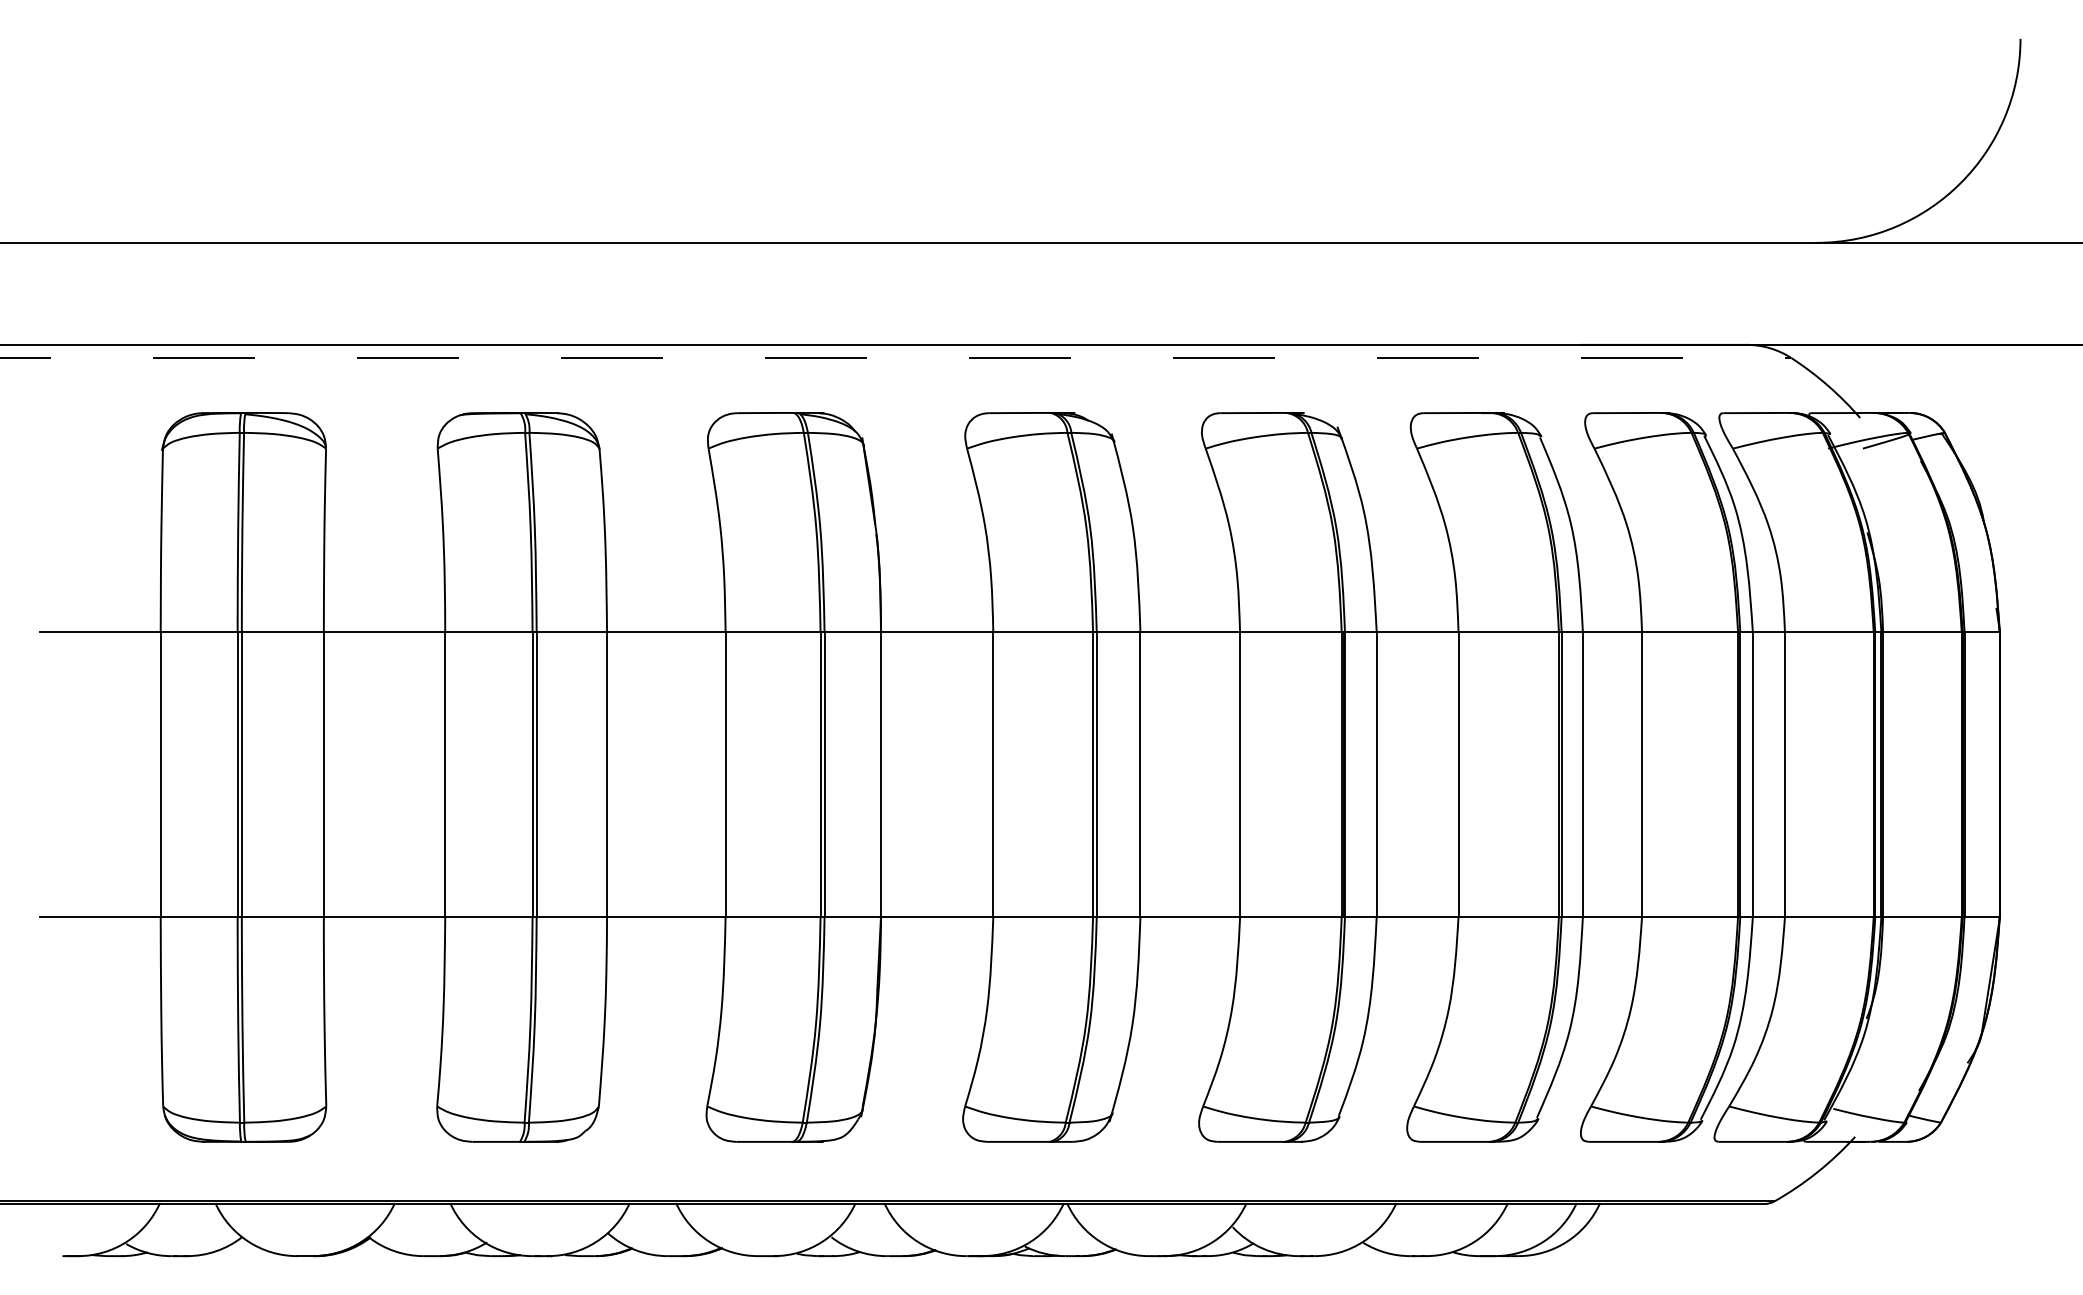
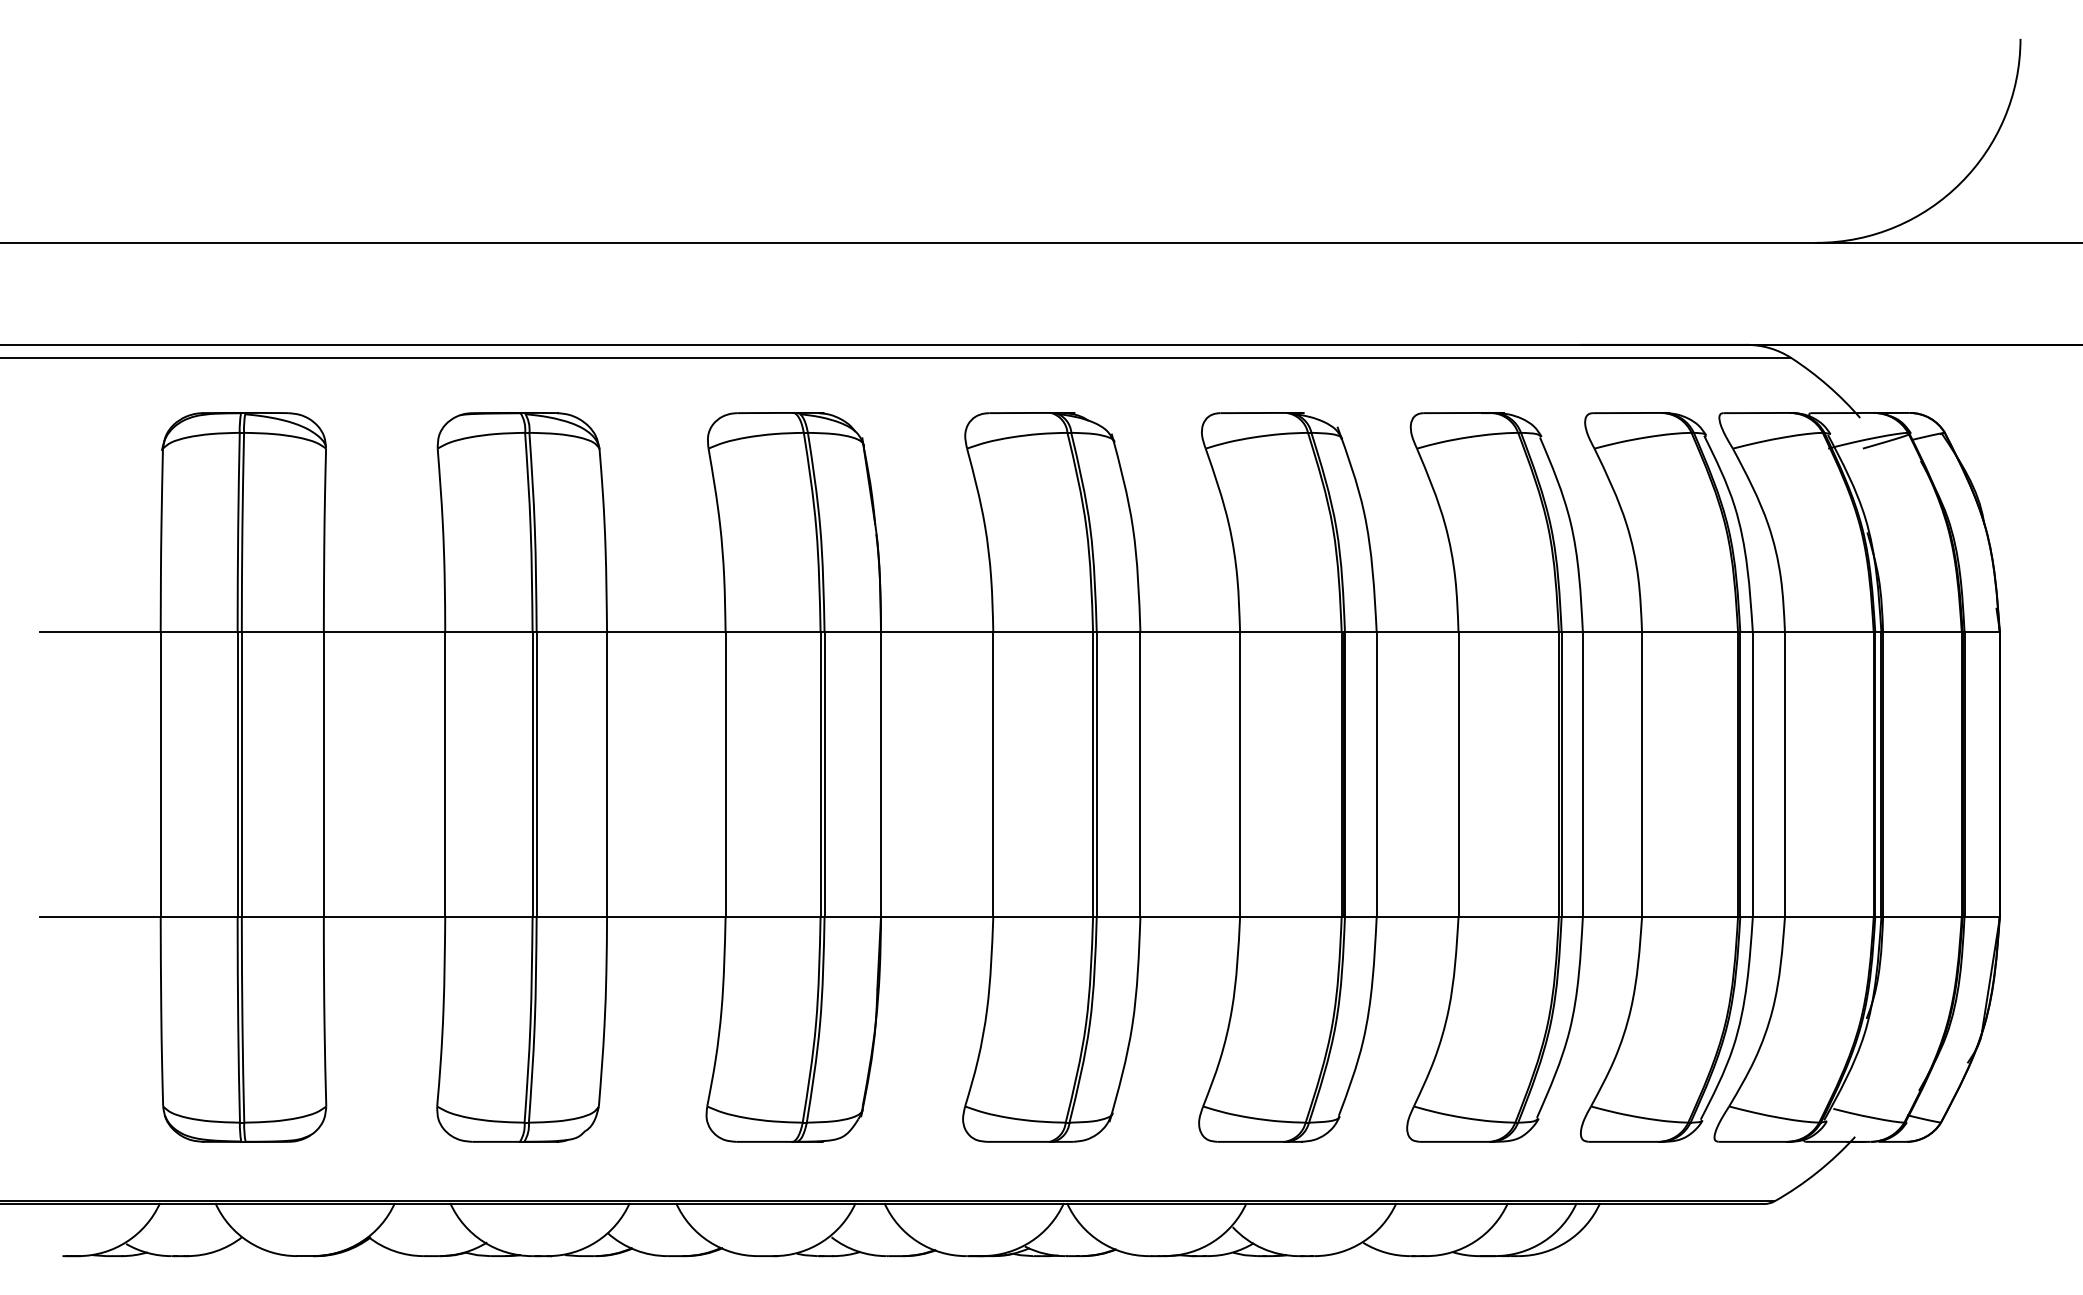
line: dashed -> solid (896, 358)
